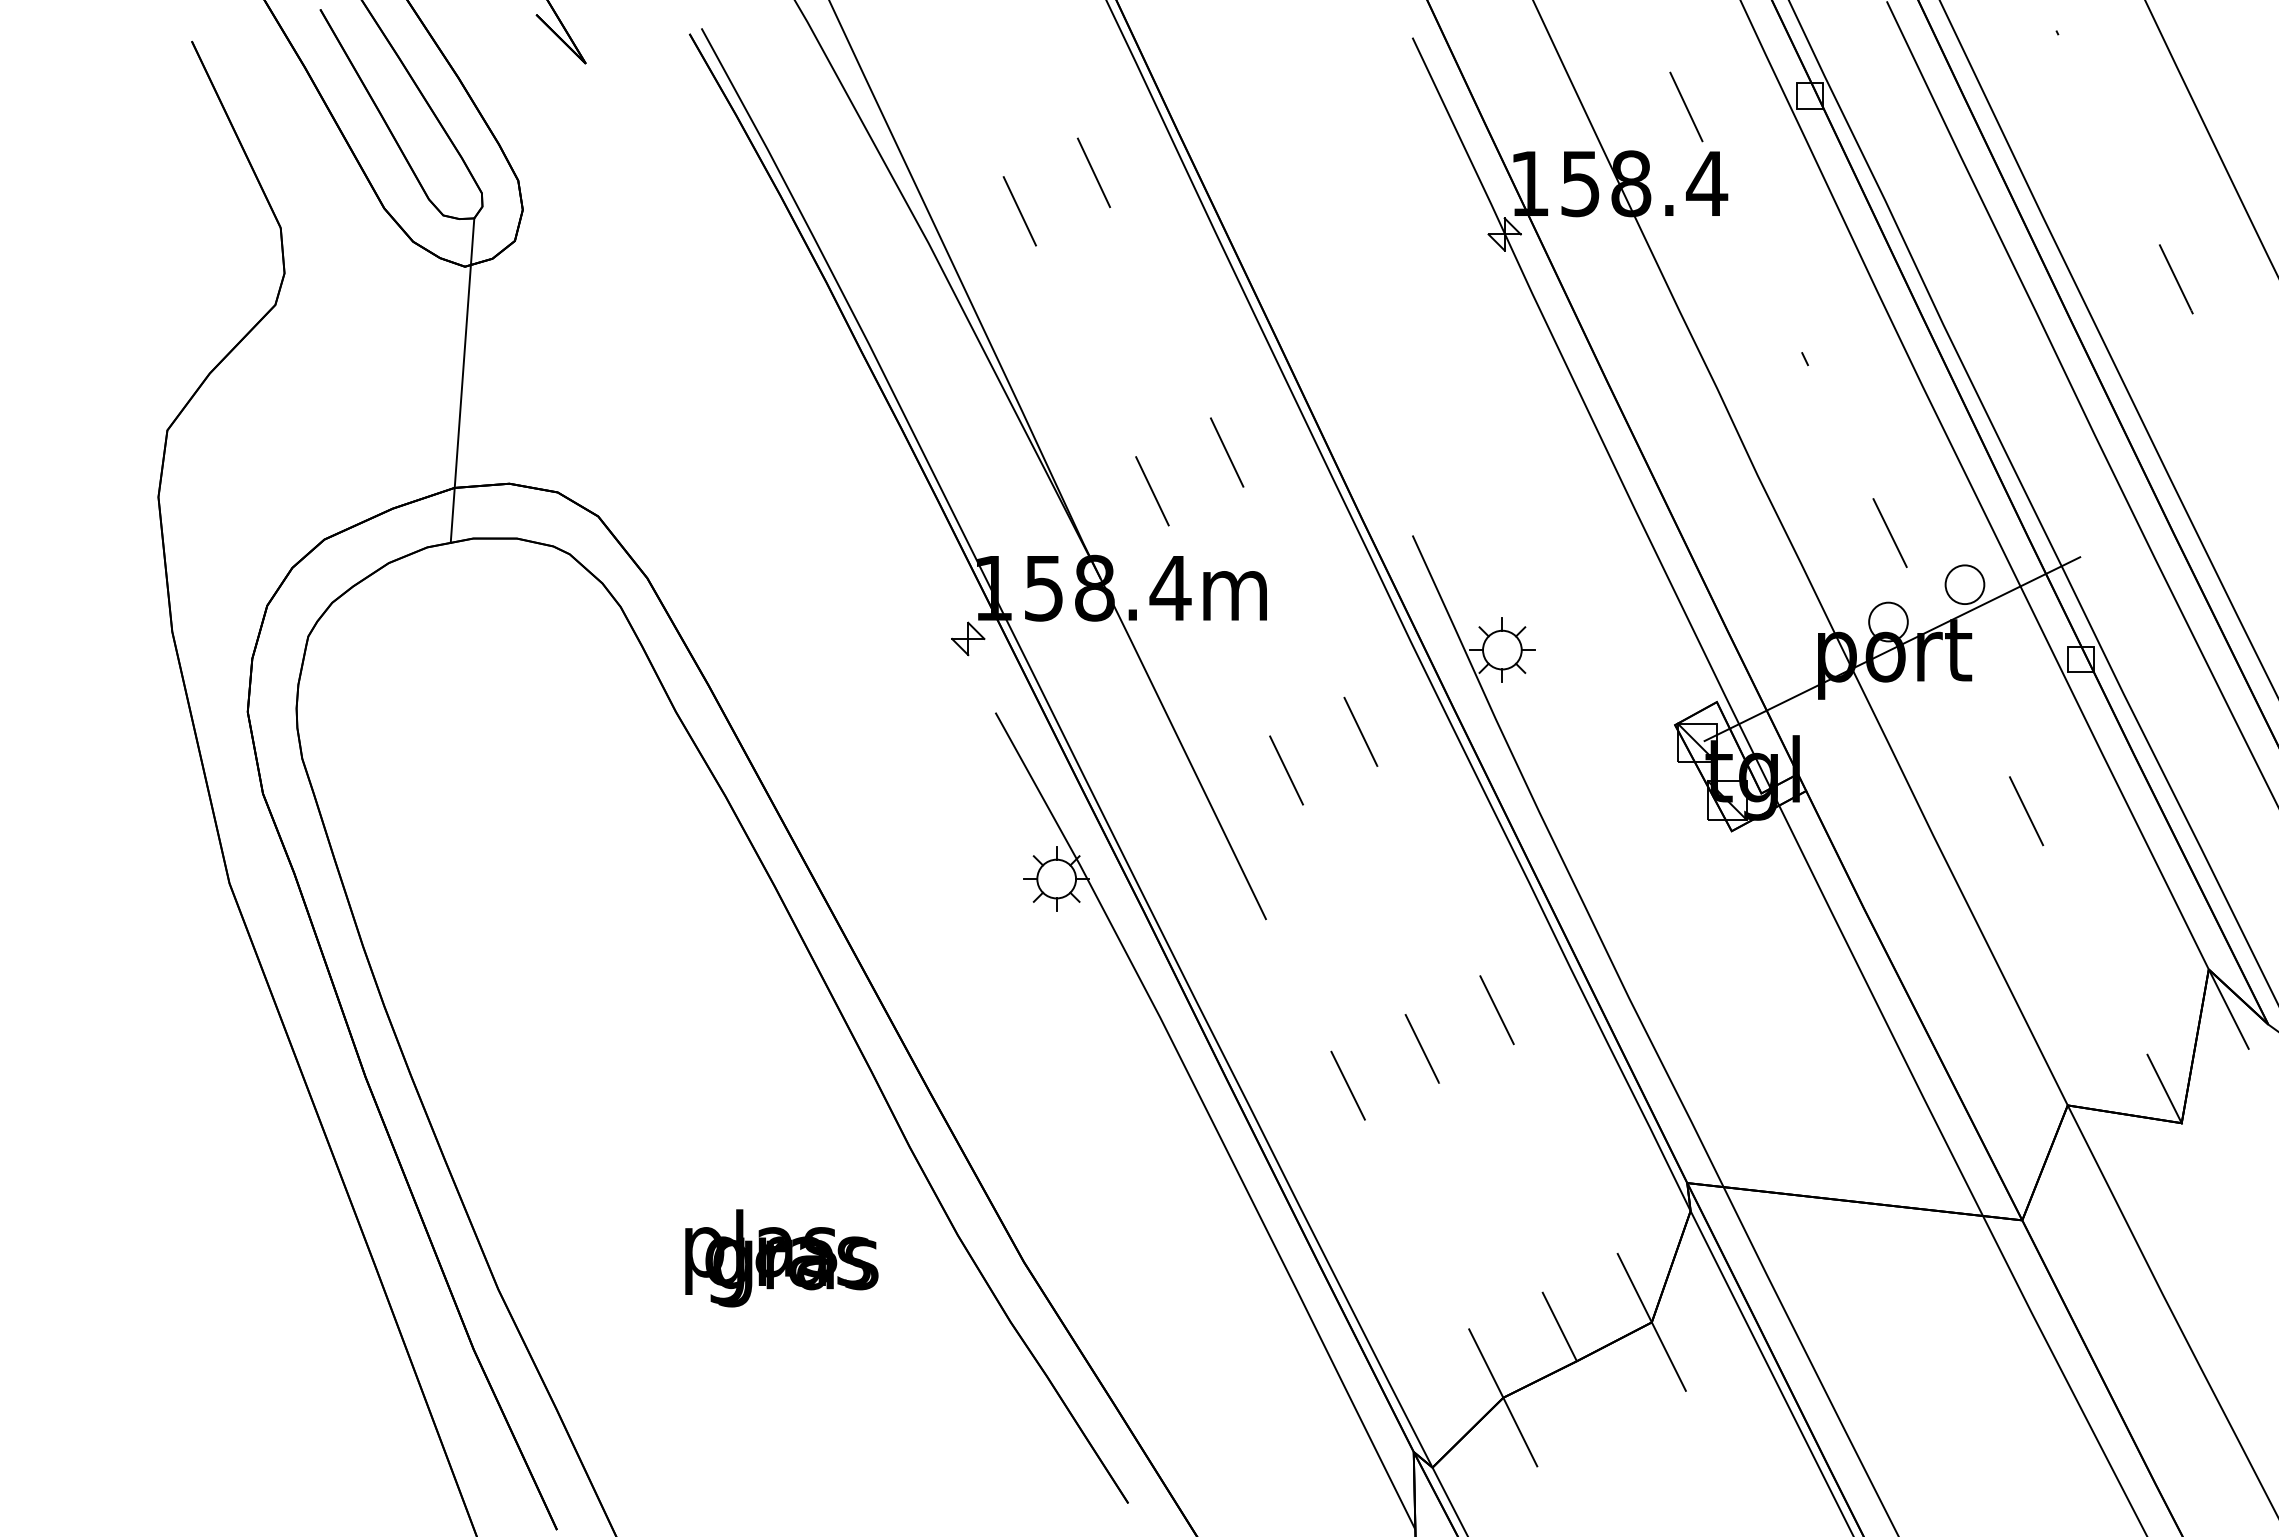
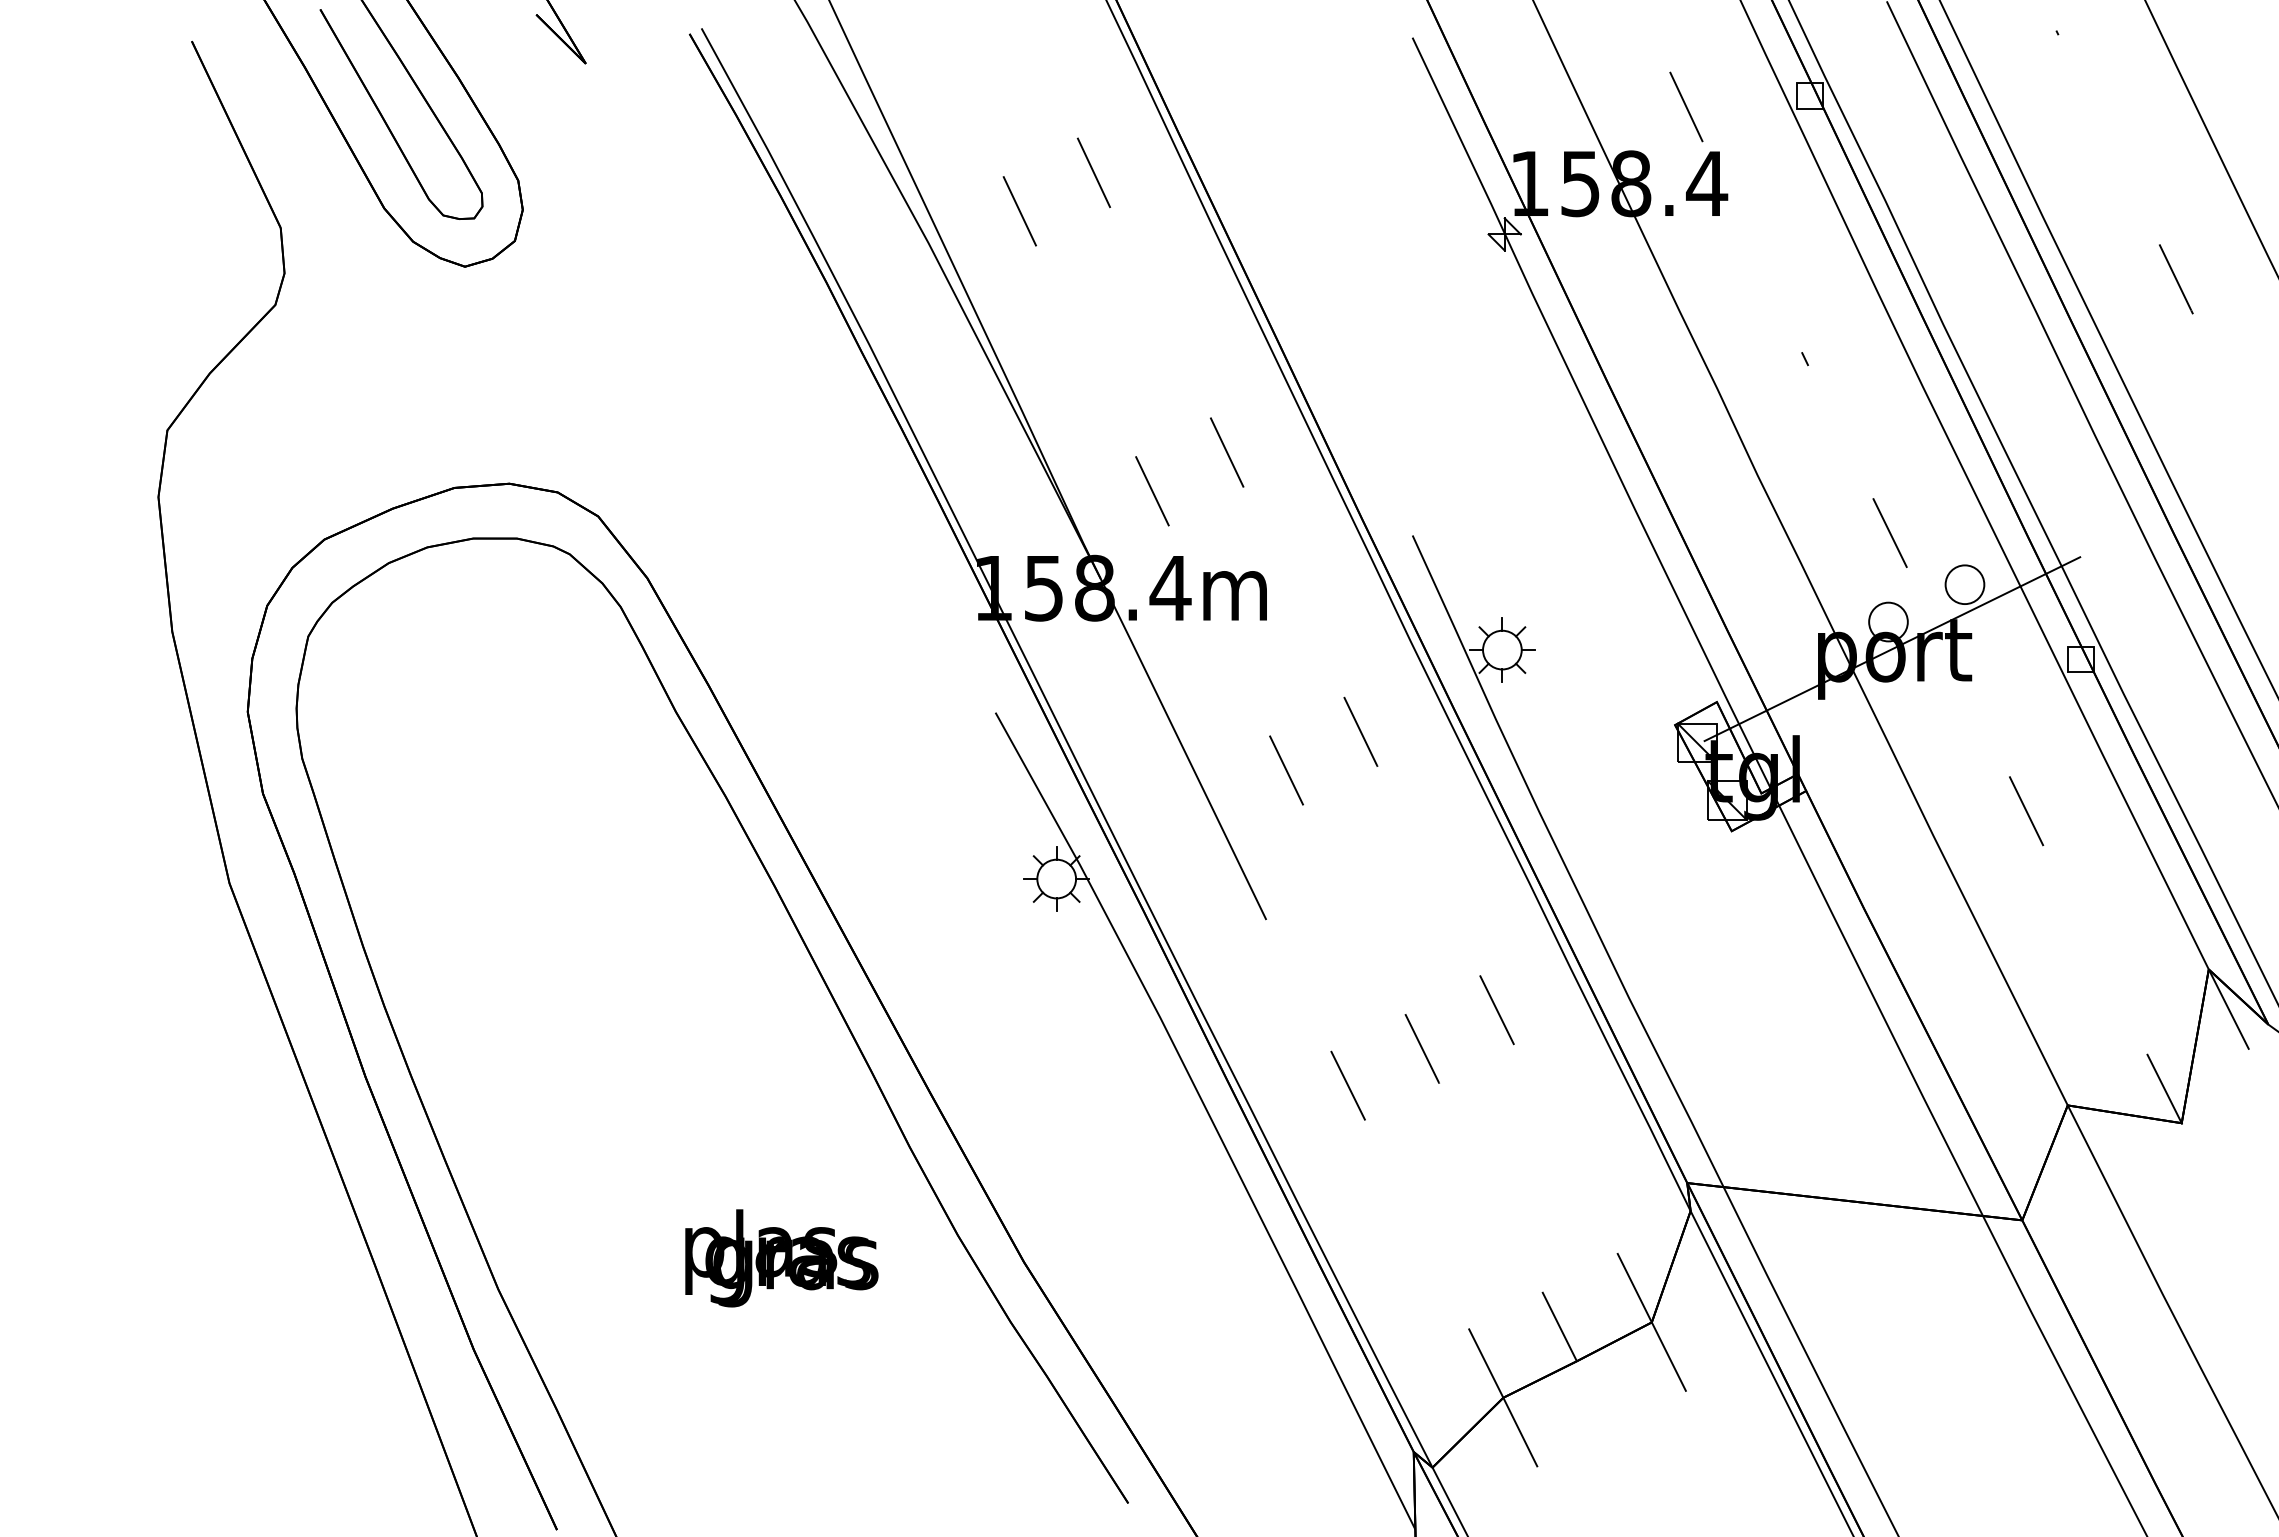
line: present -> none (462, 380)
part: present -> none (968, 638)
